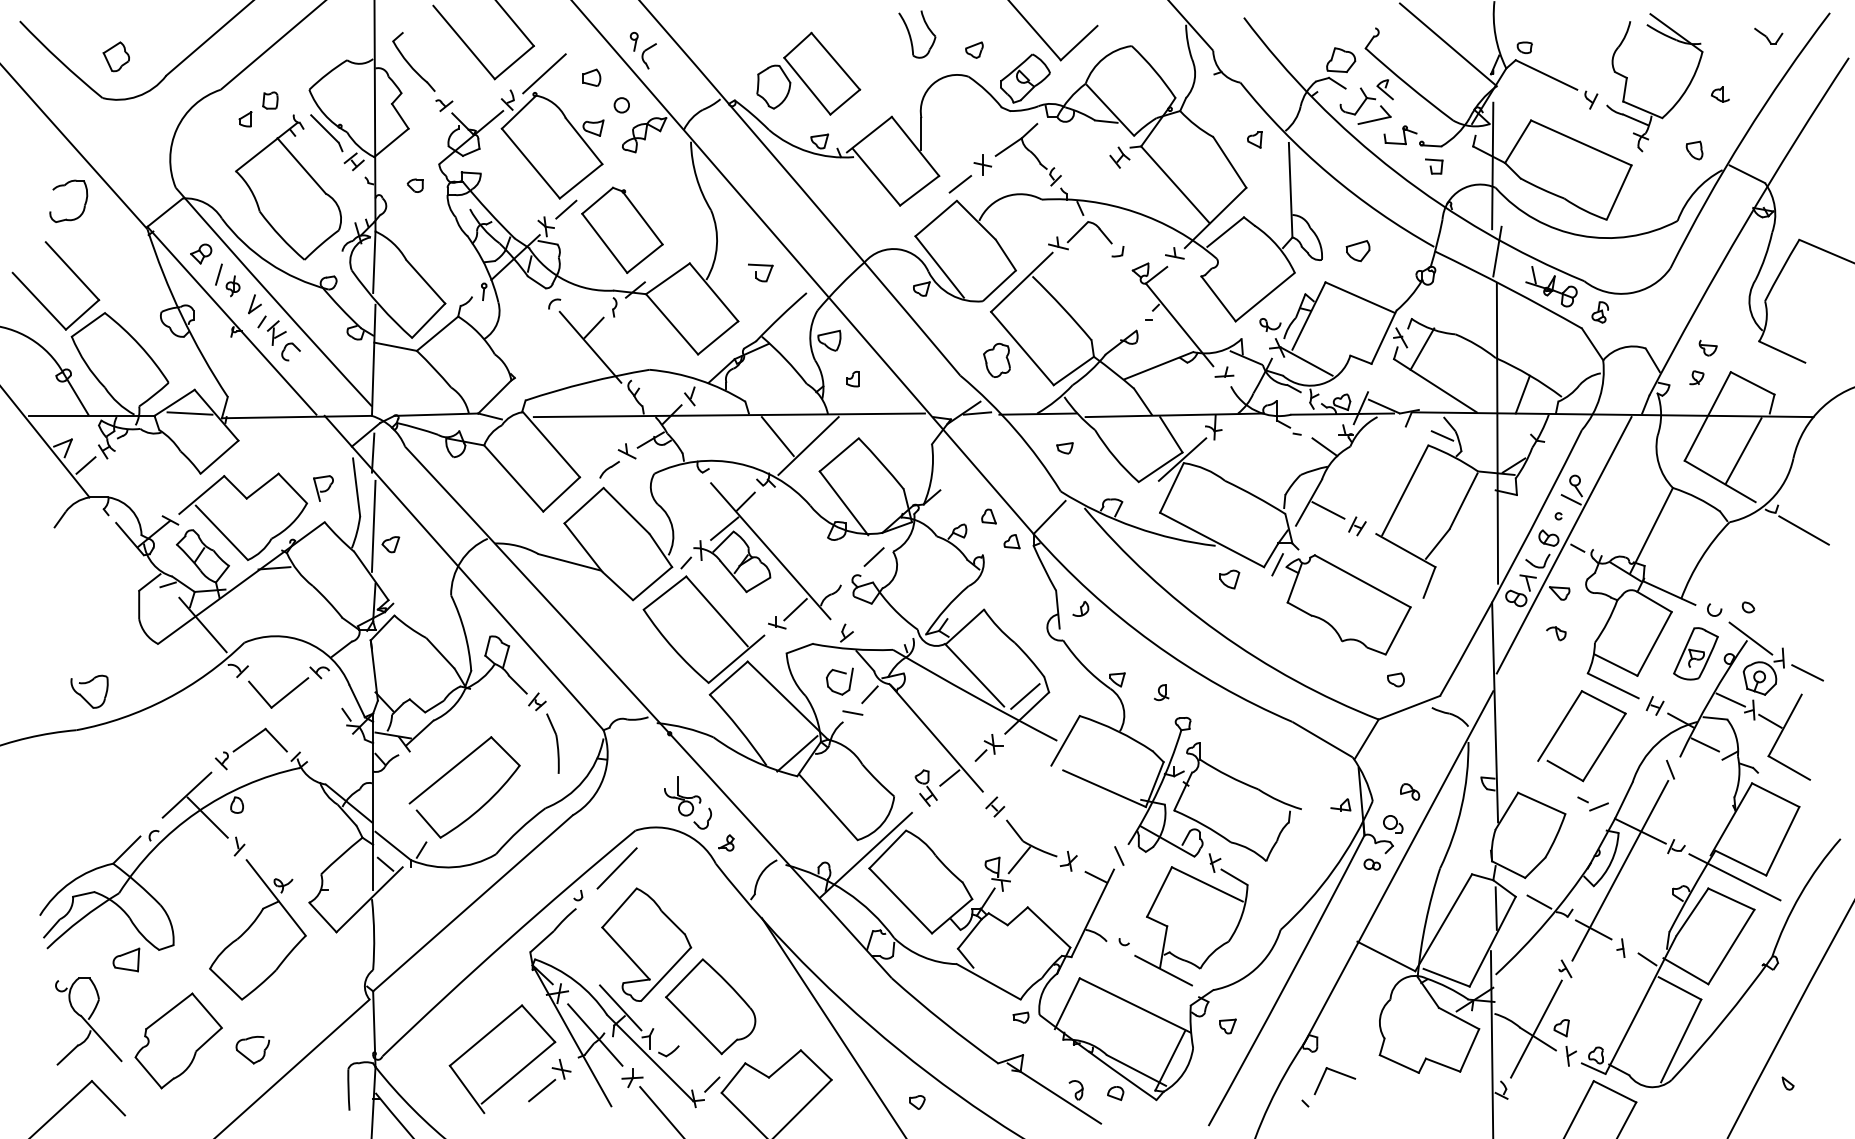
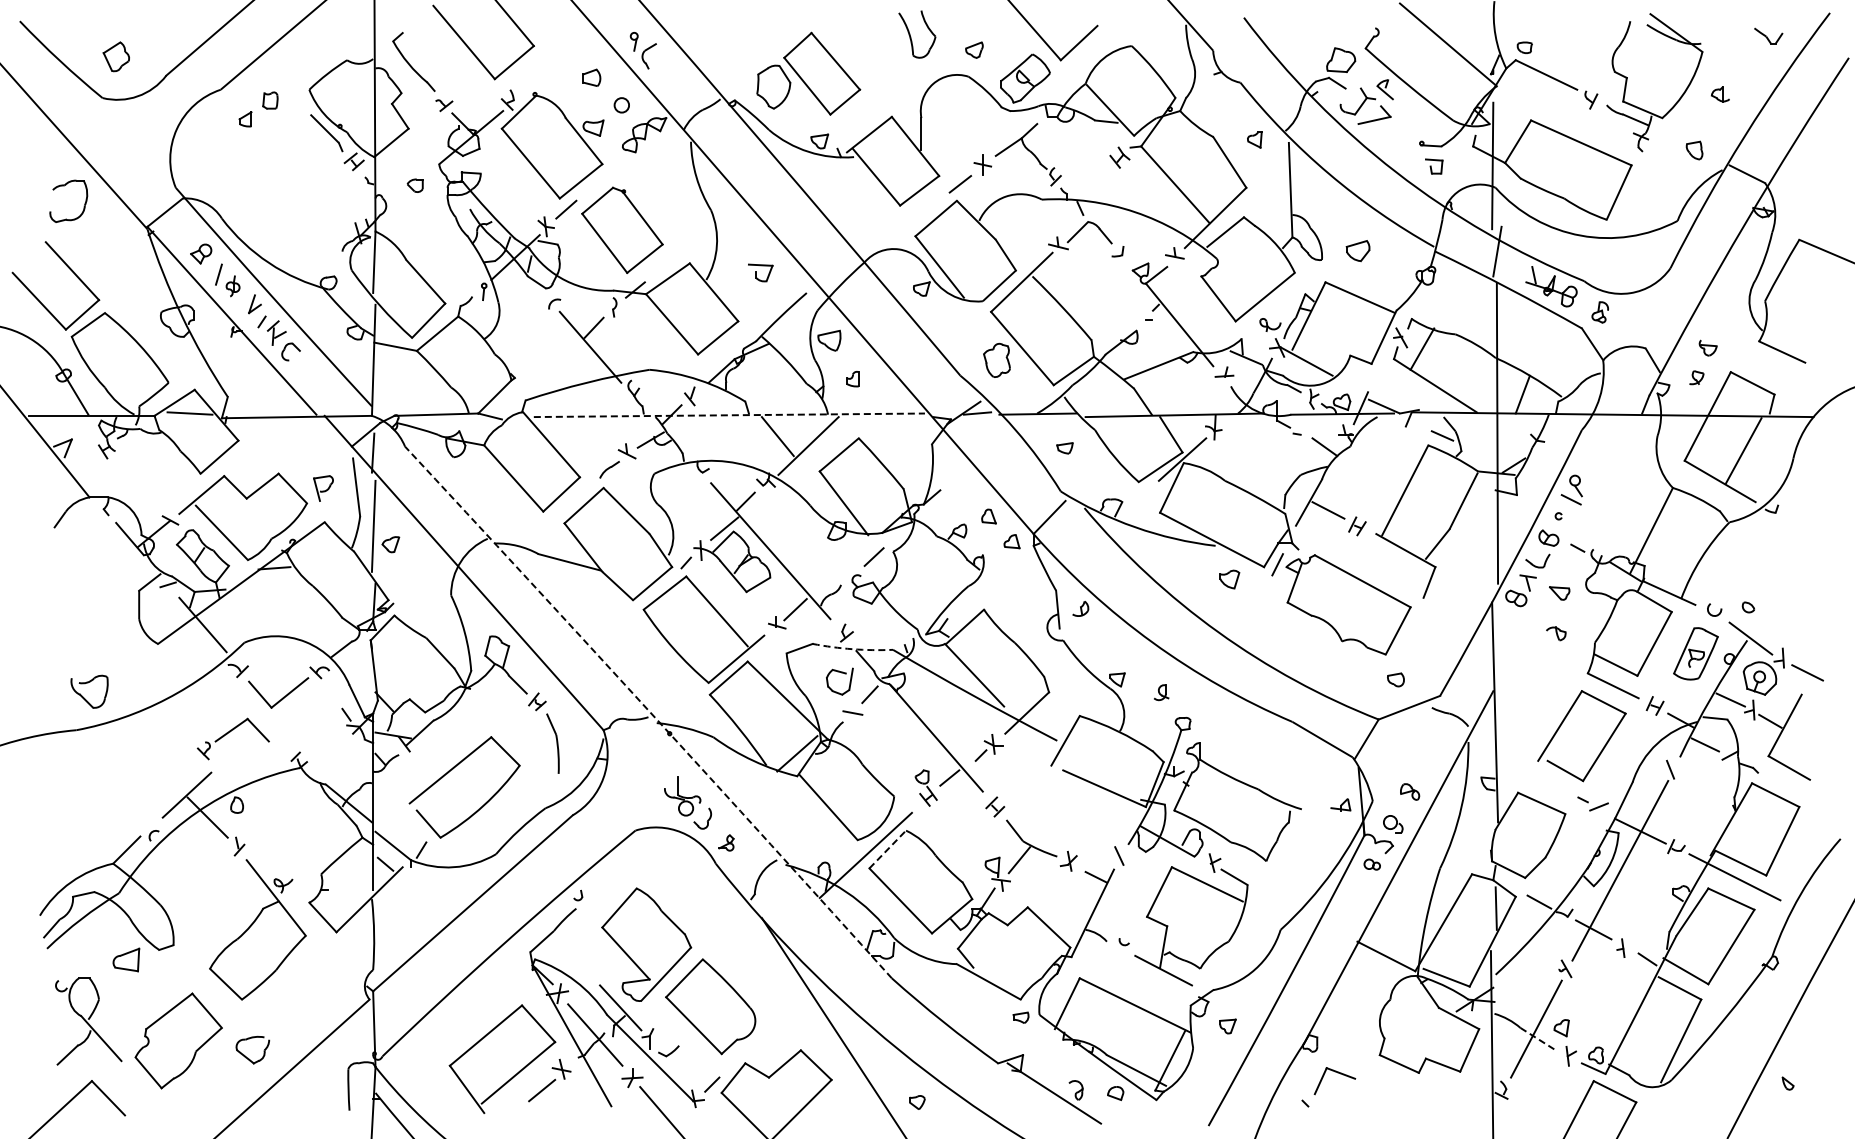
line: present -> none (544, 73)
part: present -> none (1400, 135)
part: present -> none (288, 187)
line: solid -> dashed (729, 415)
line: present -> none (85, 465)
line: present -> none (1803, 530)
line: present -> none (1563, 545)
arc: solid -> dashed (852, 649)
line: present -> none (1025, 696)
arc: solid -> dashed (649, 711)
part position: (248, 742) -> (230, 732) (230, 732)
line: solid -> dashed (888, 849)
line: present -> none (616, 868)
line: solid -> dashed (1538, 1039)
